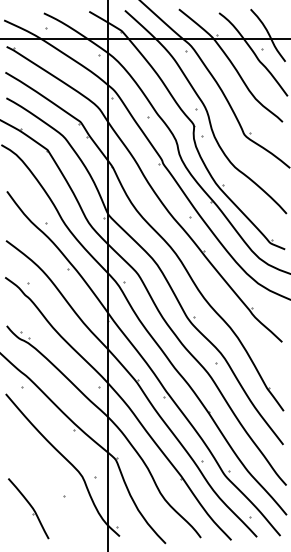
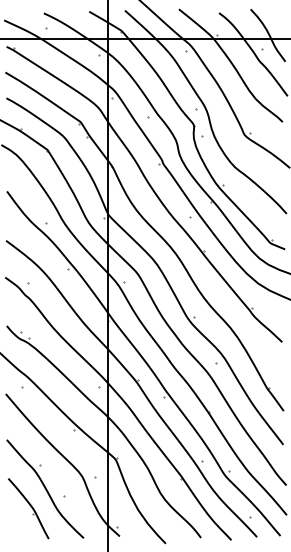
part: none -> present (45, 488)
